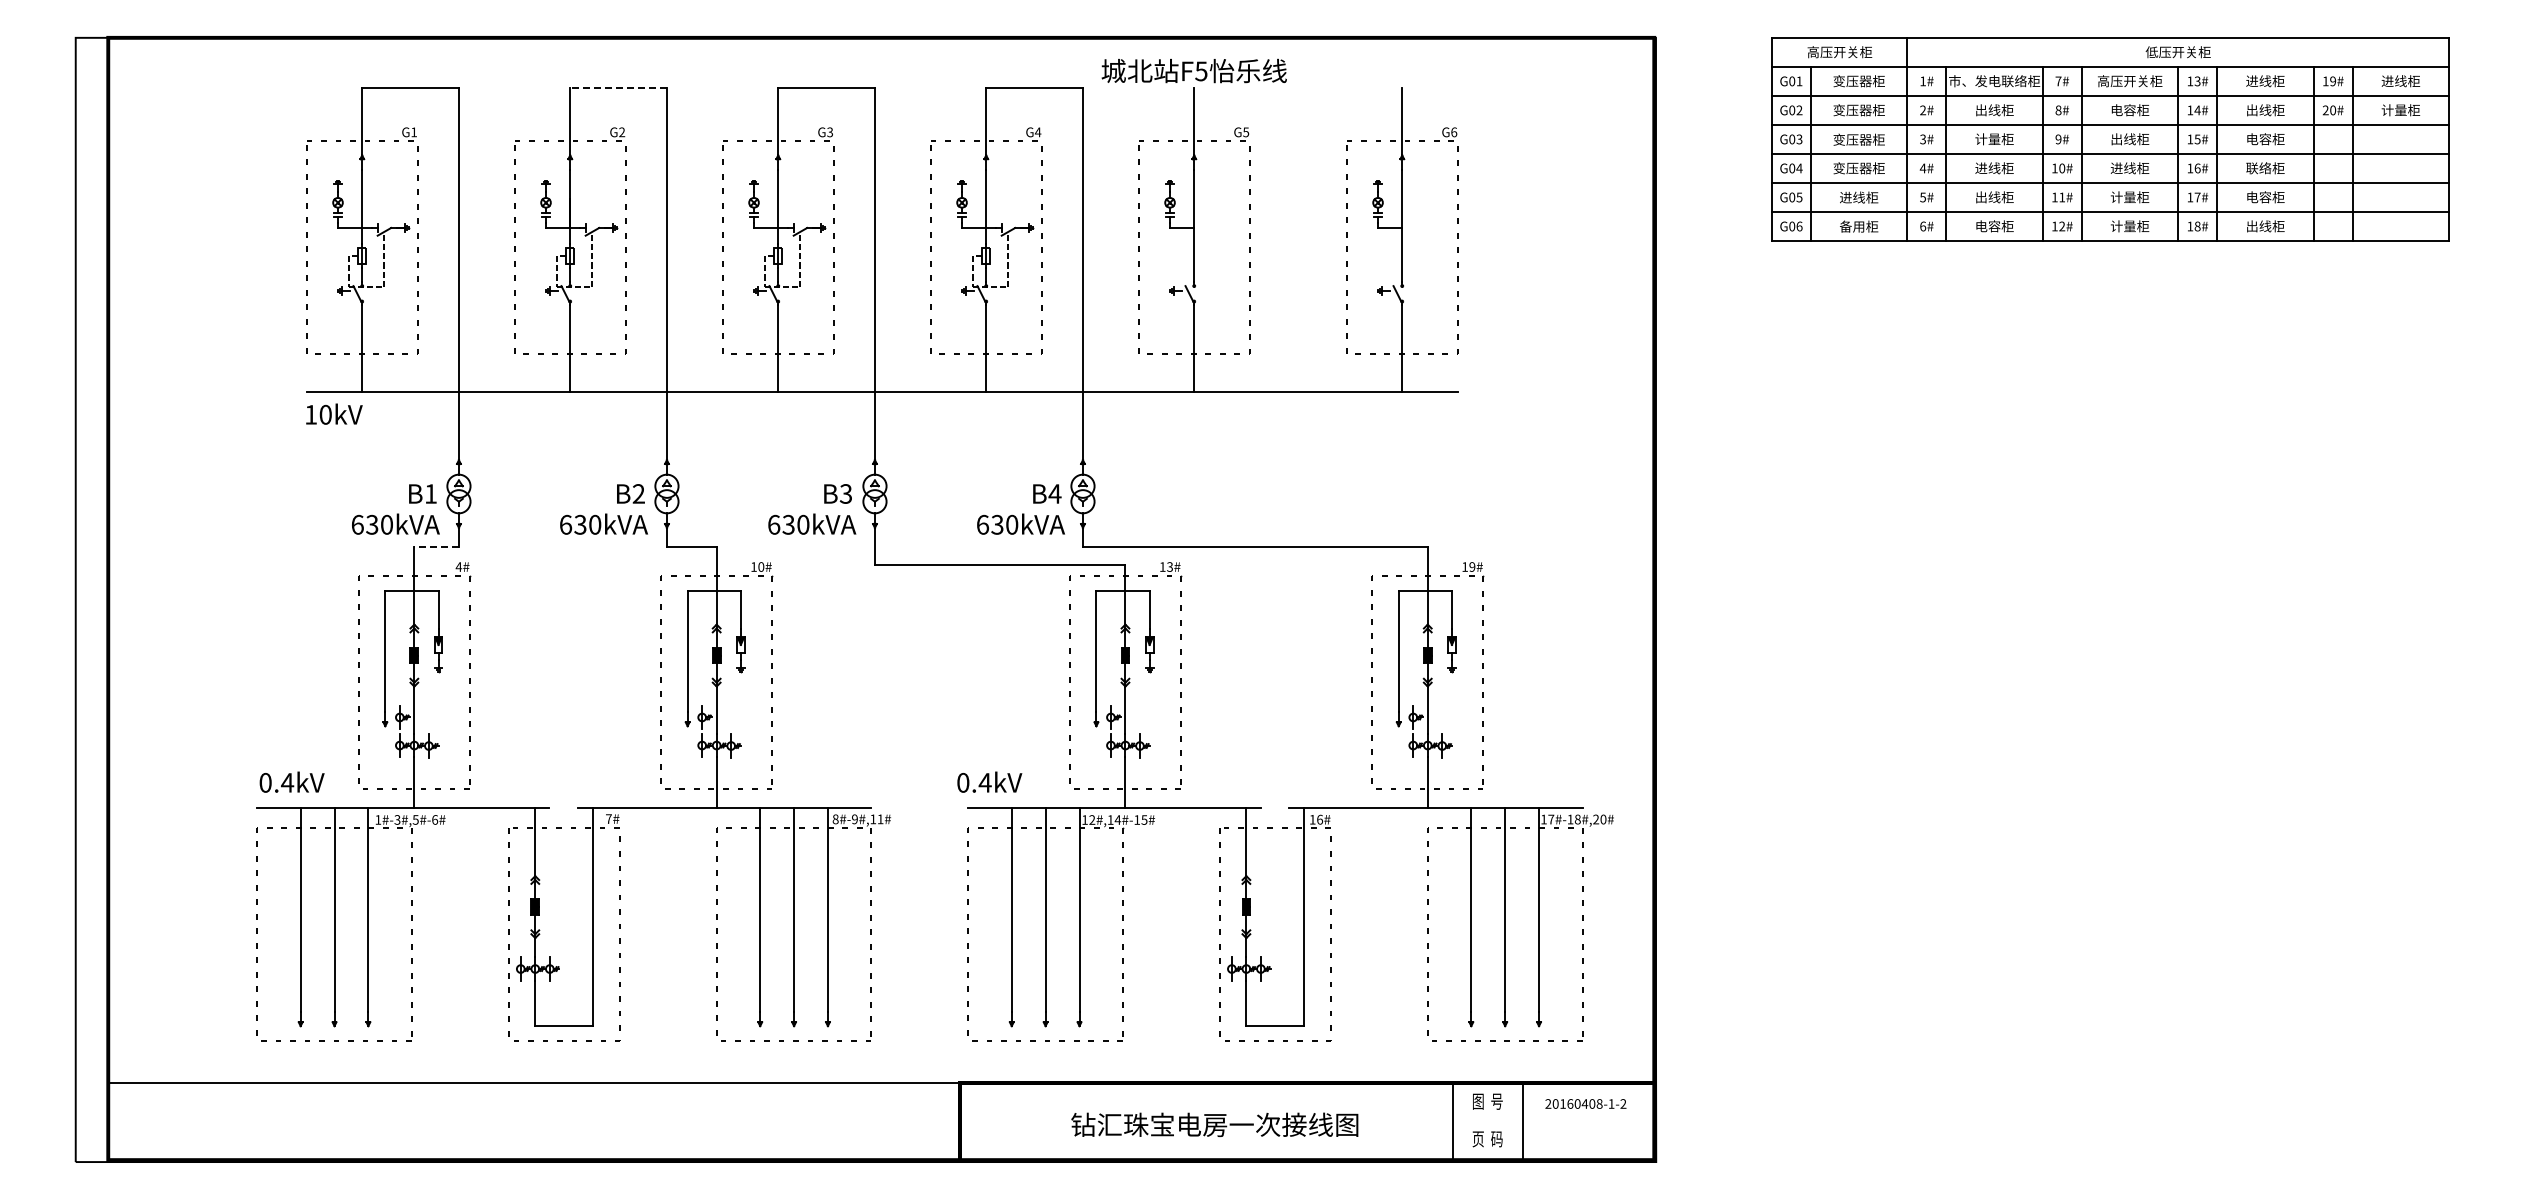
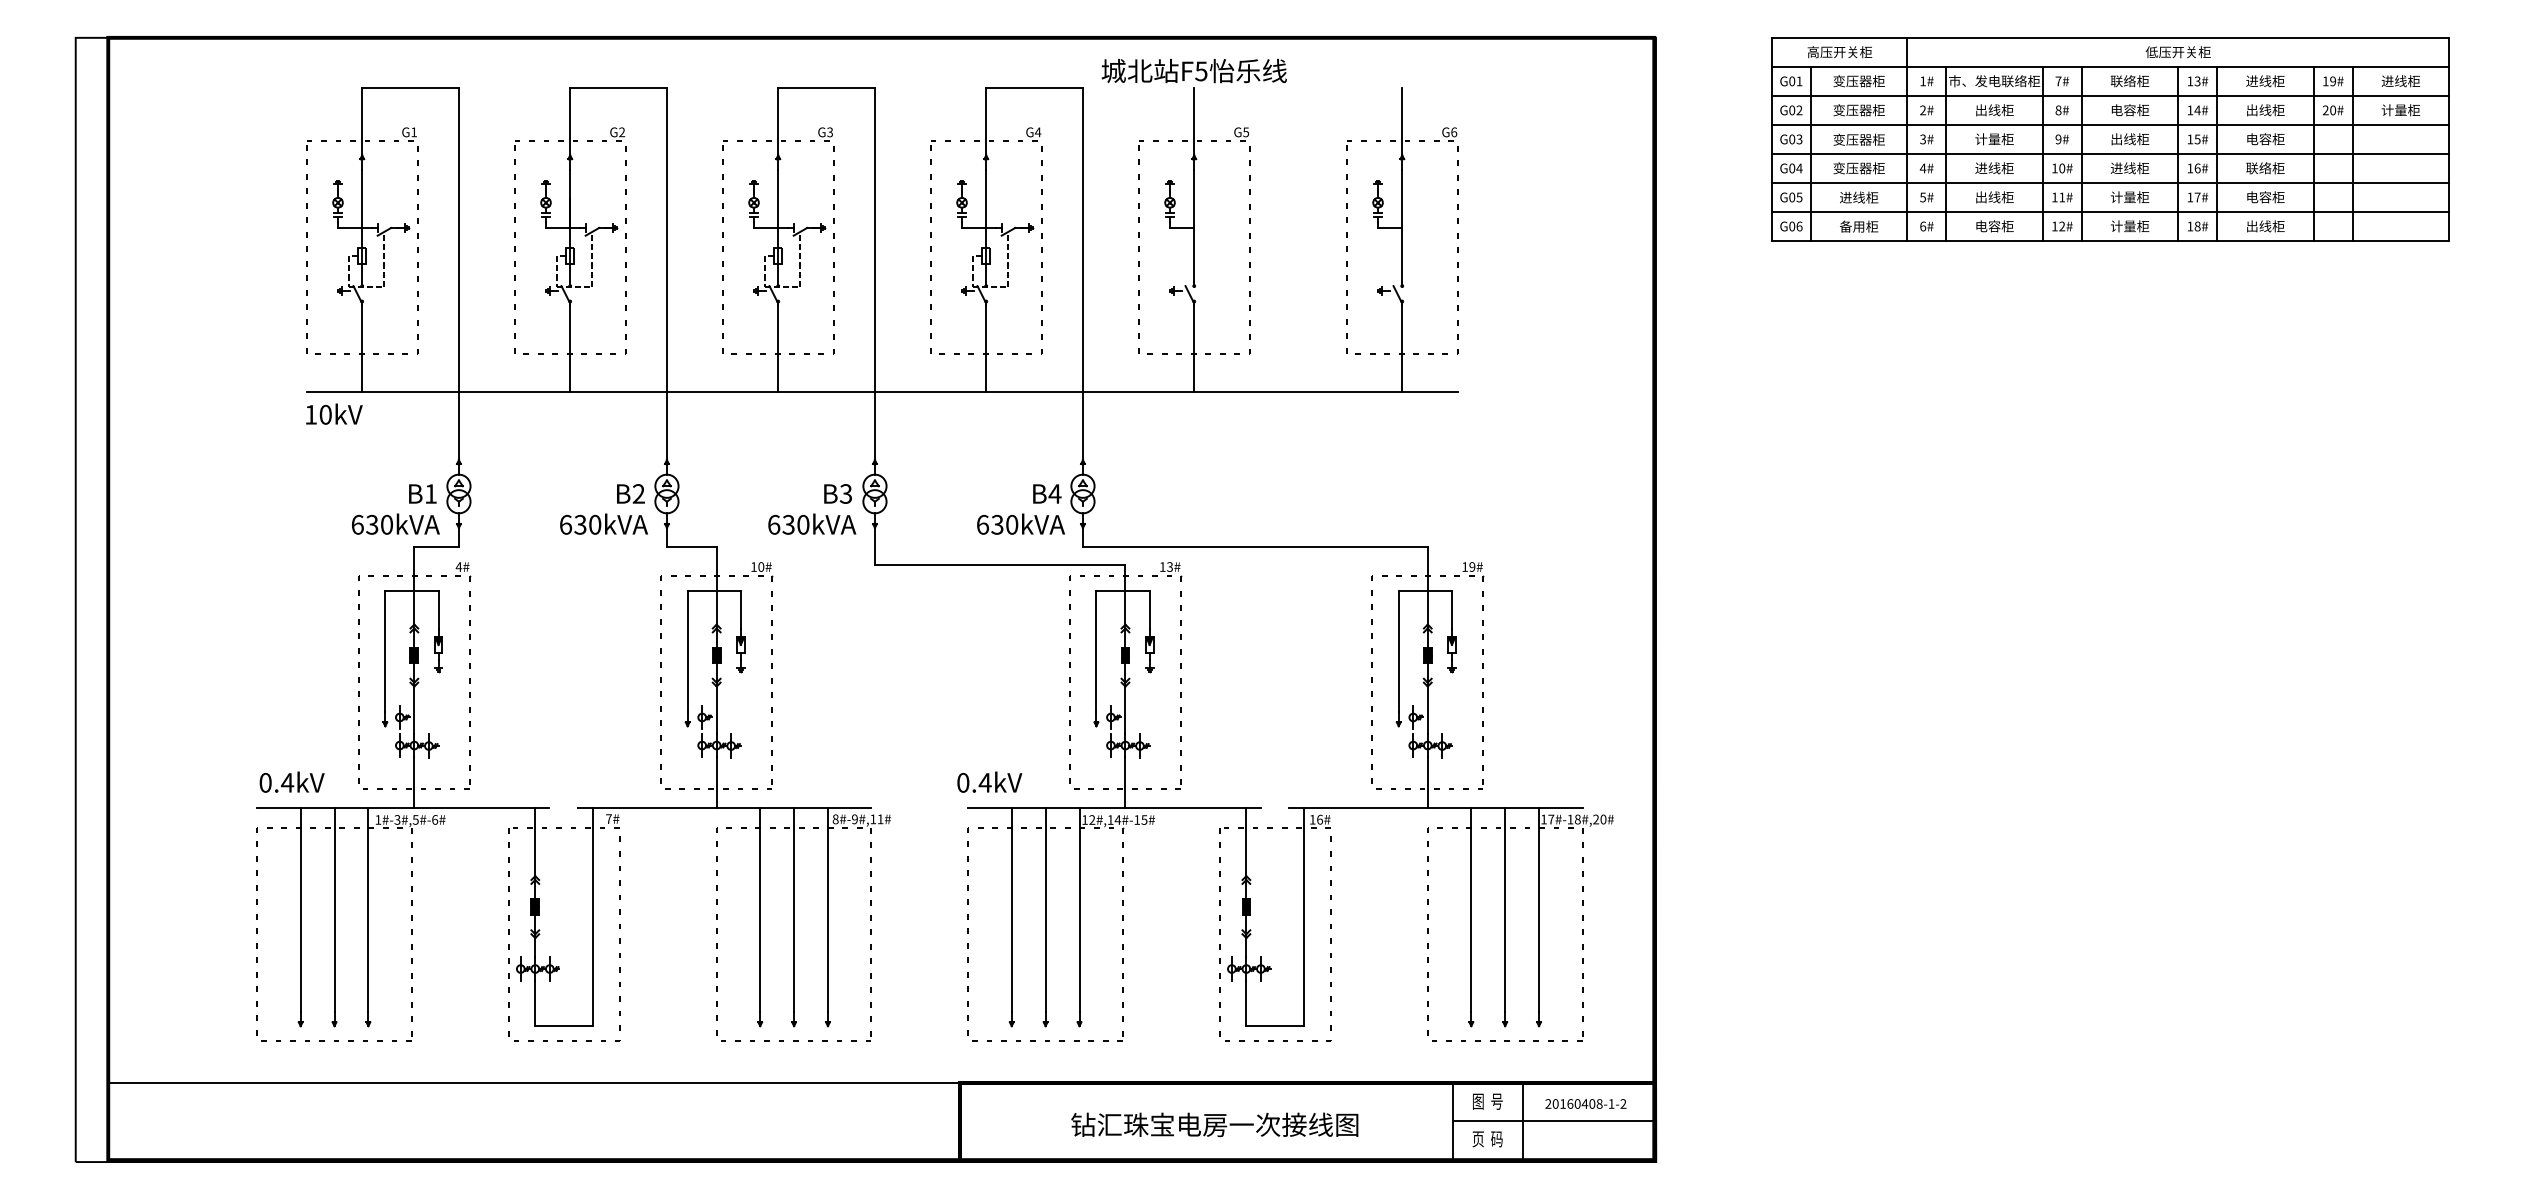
text: 高压开关柜 -> 联络柜 (2130, 81)
line: dashed -> solid (618, 87)
line: dashed -> solid (436, 547)
line: none -> present (1554, 1121)
